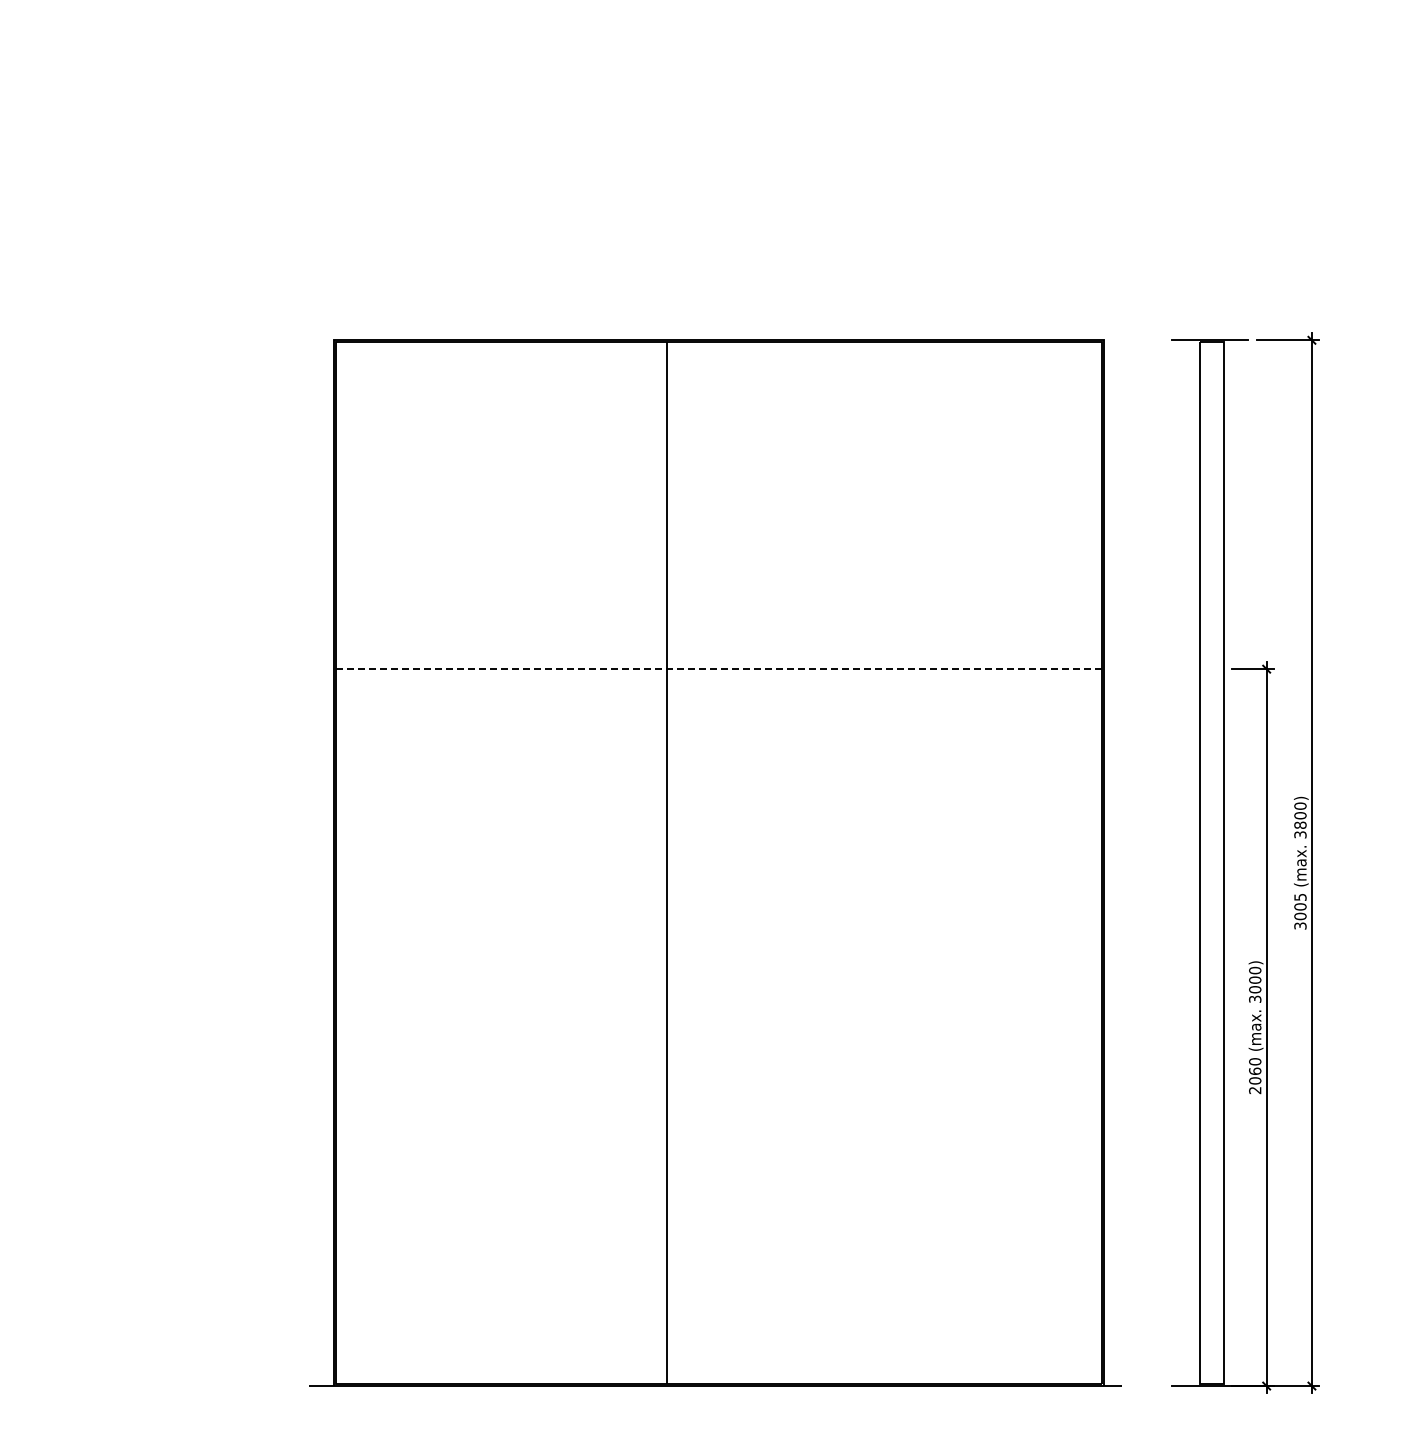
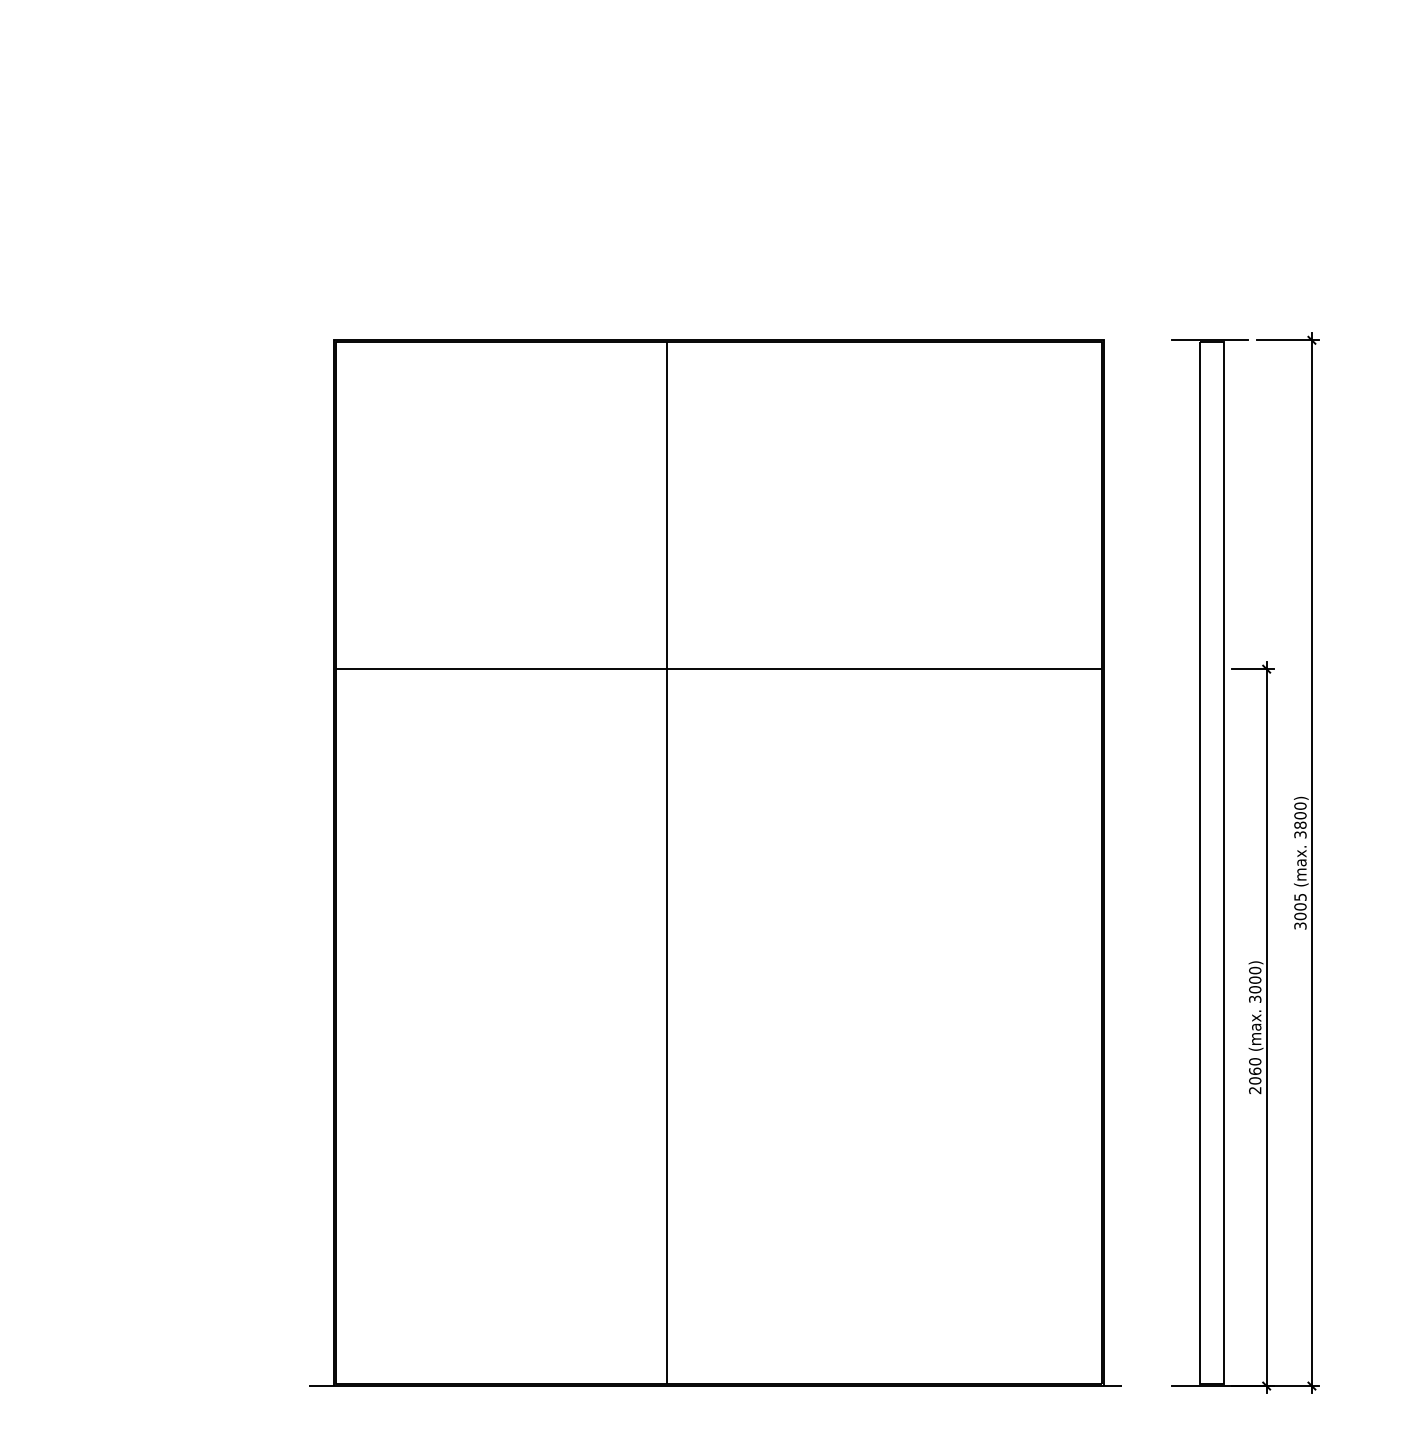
line: dashed -> solid (719, 669)
